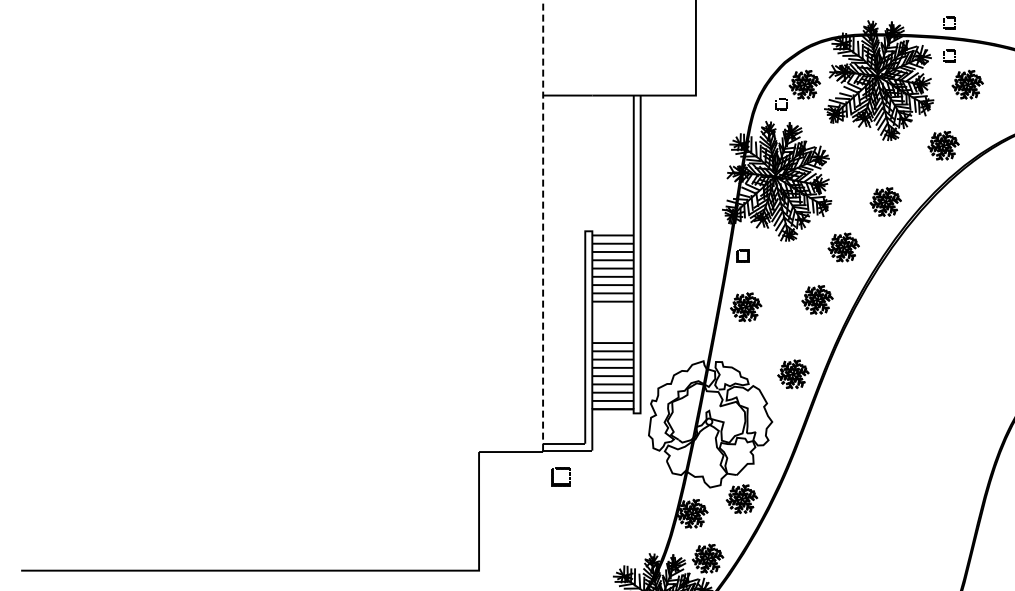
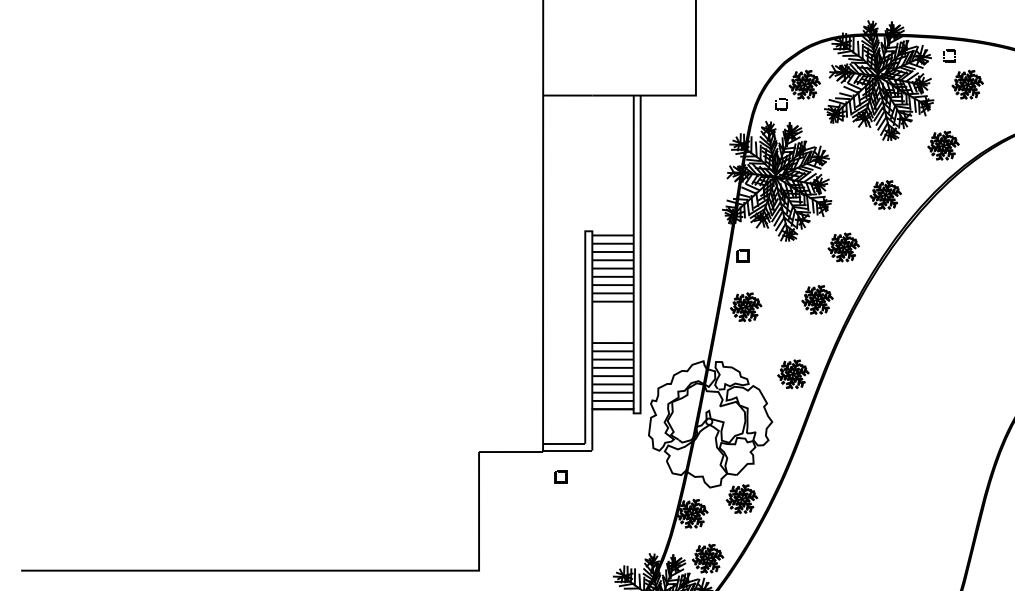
part: present -> none (949, 22)
part position: (885, 201) -> (885, 194) (885, 194)
line: dashed -> solid (543, 225)
part size: 20x20 px -> 14x14 px (560, 476)
